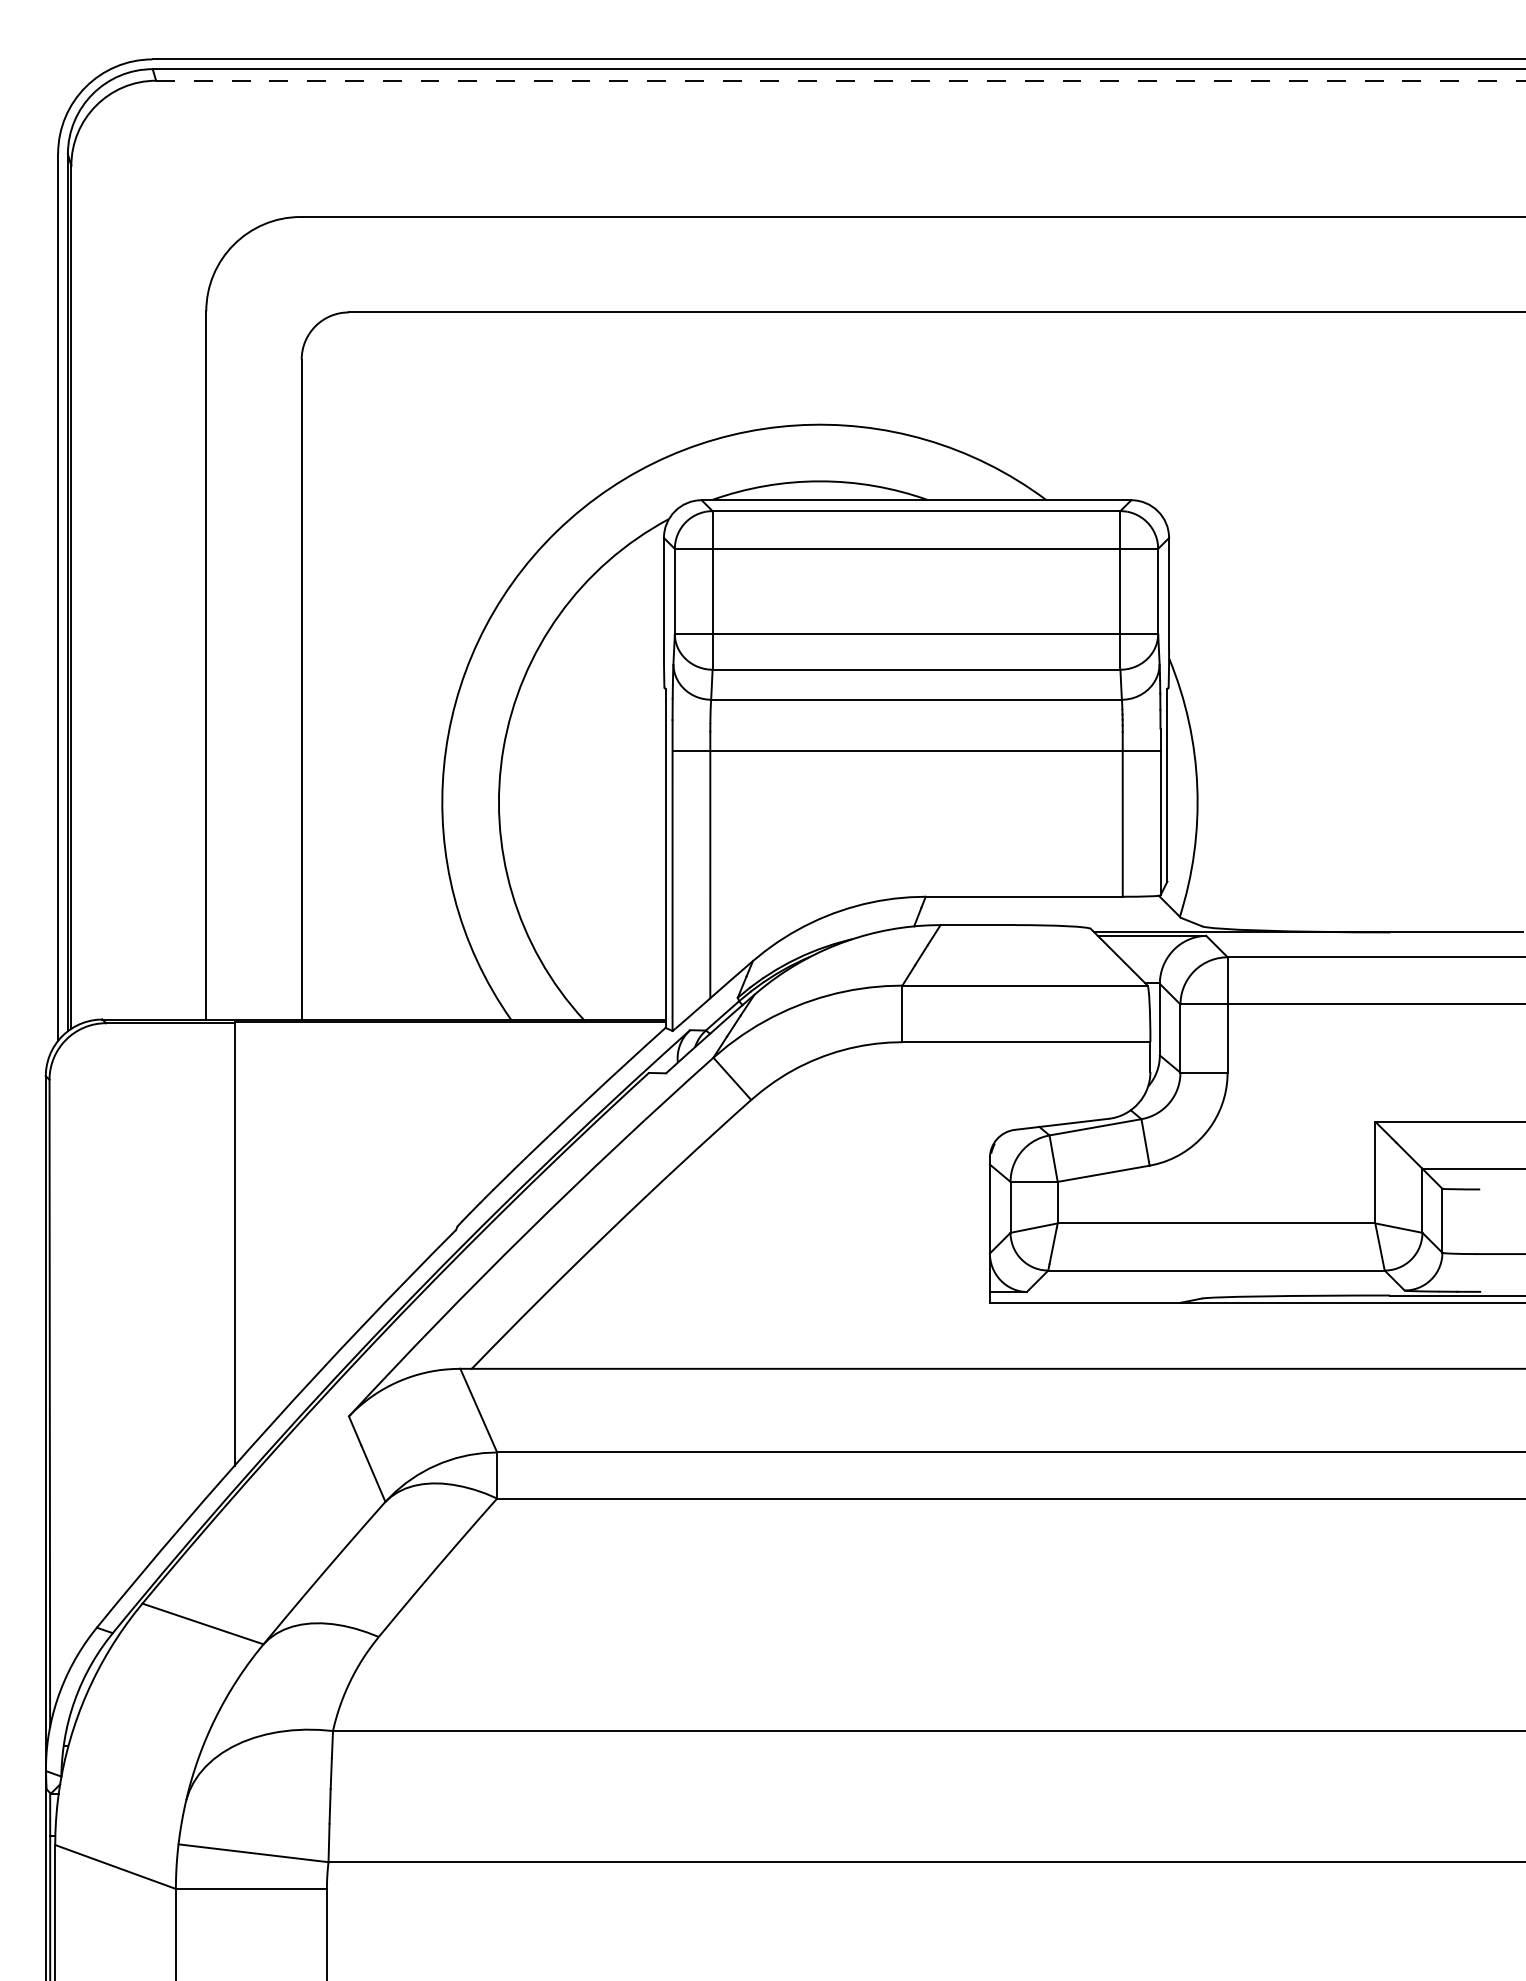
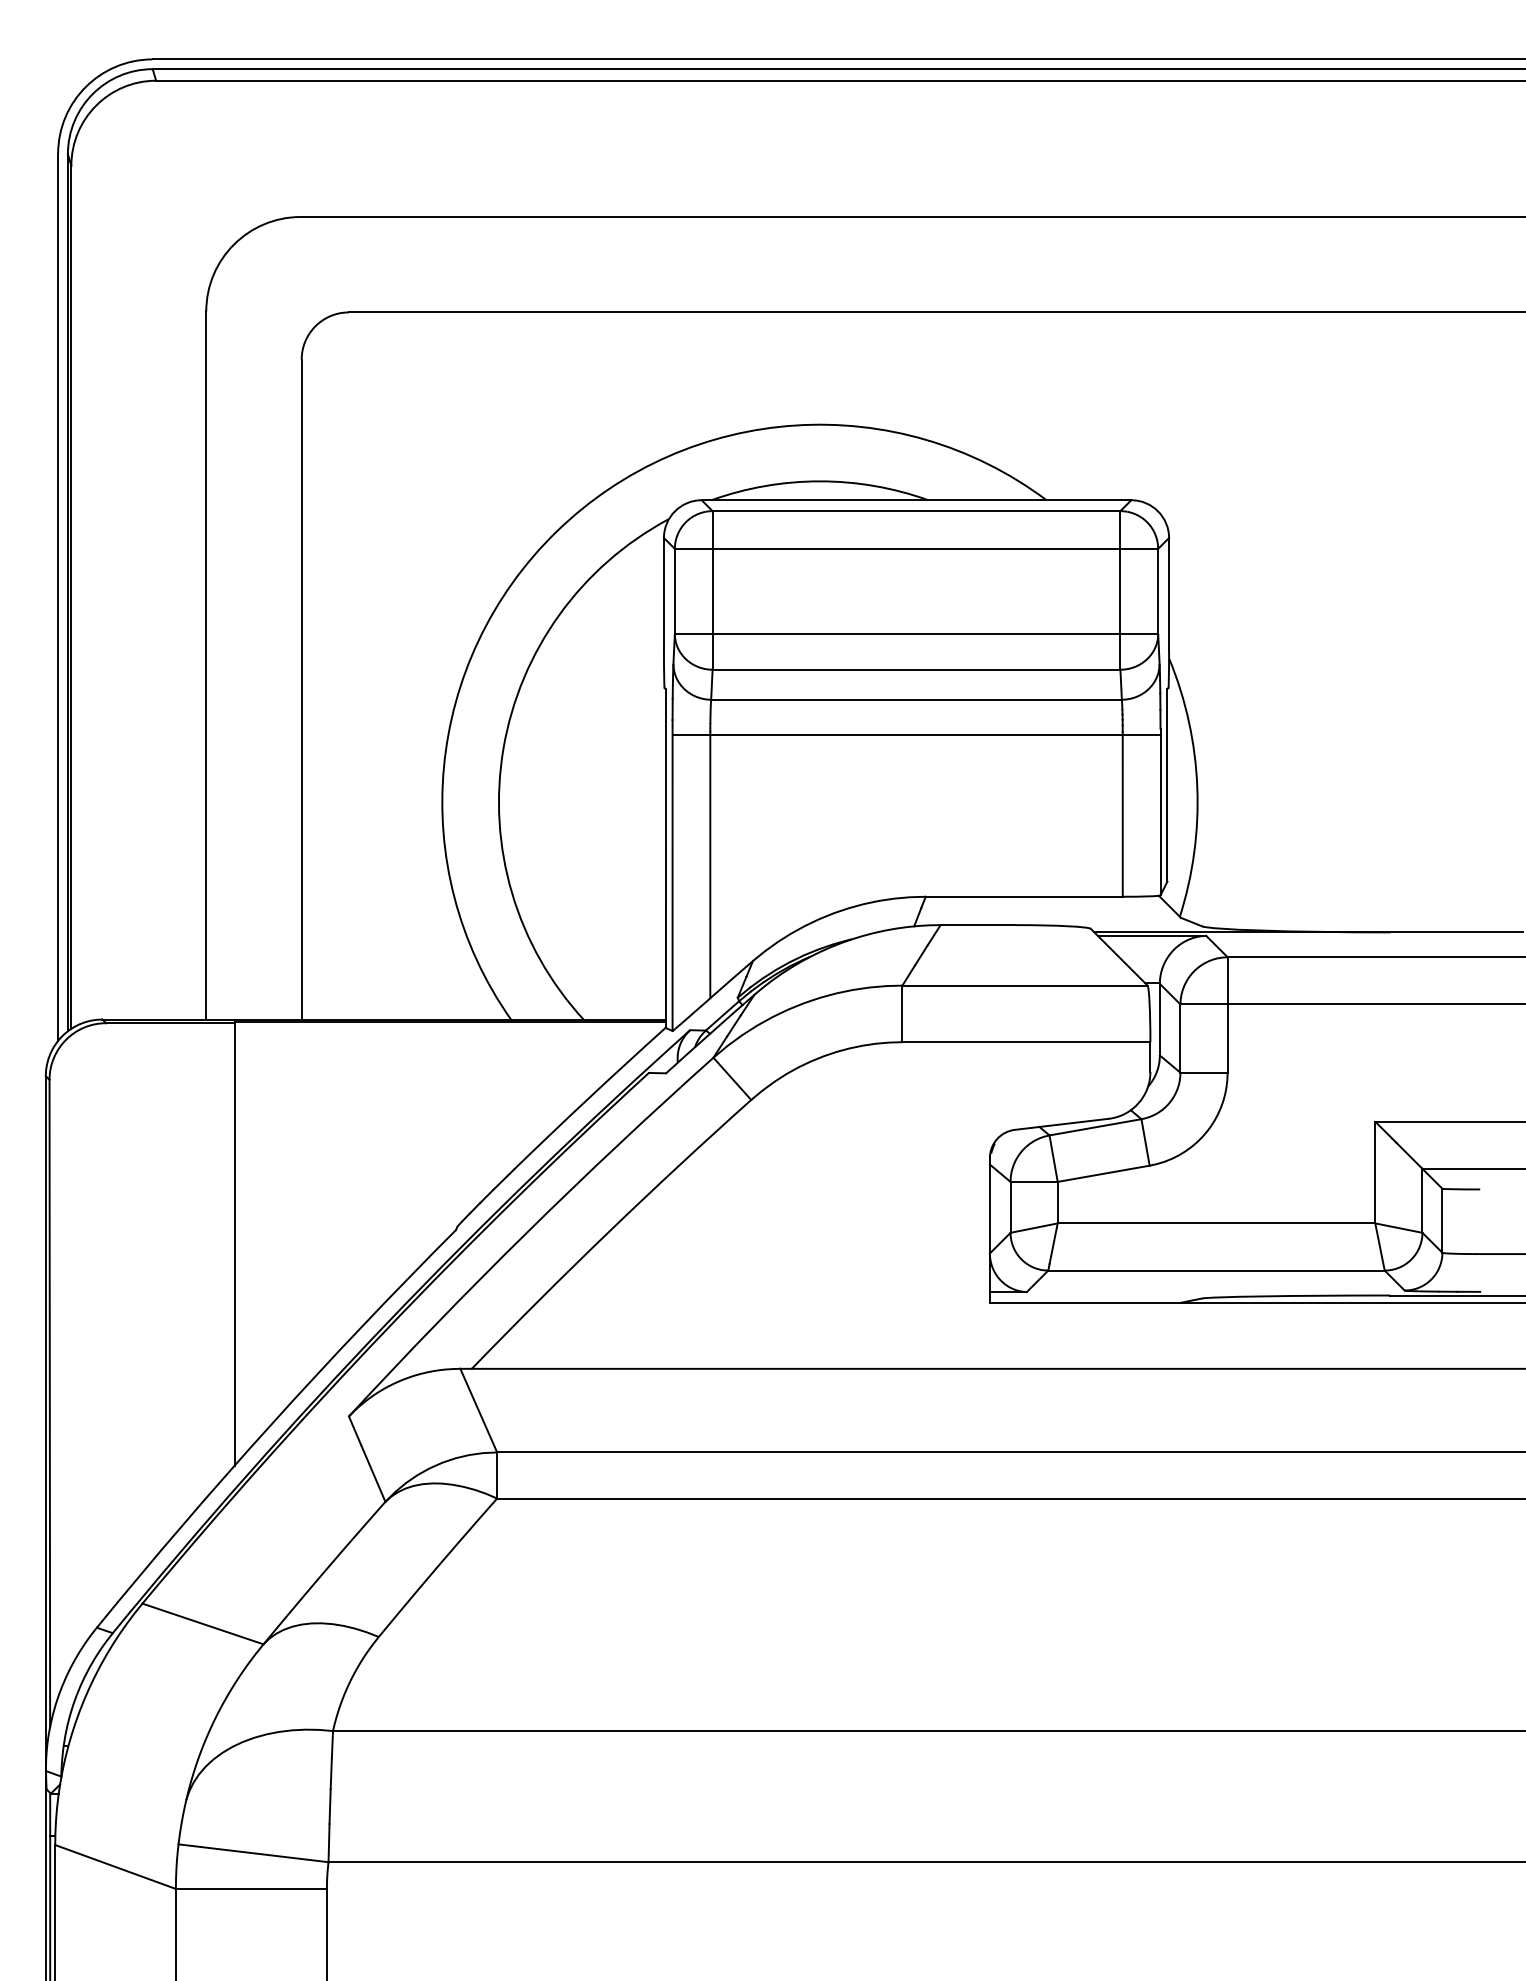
line: dashed -> solid (841, 80)
line position: (916, 751) -> (916, 735) (916, 735)
